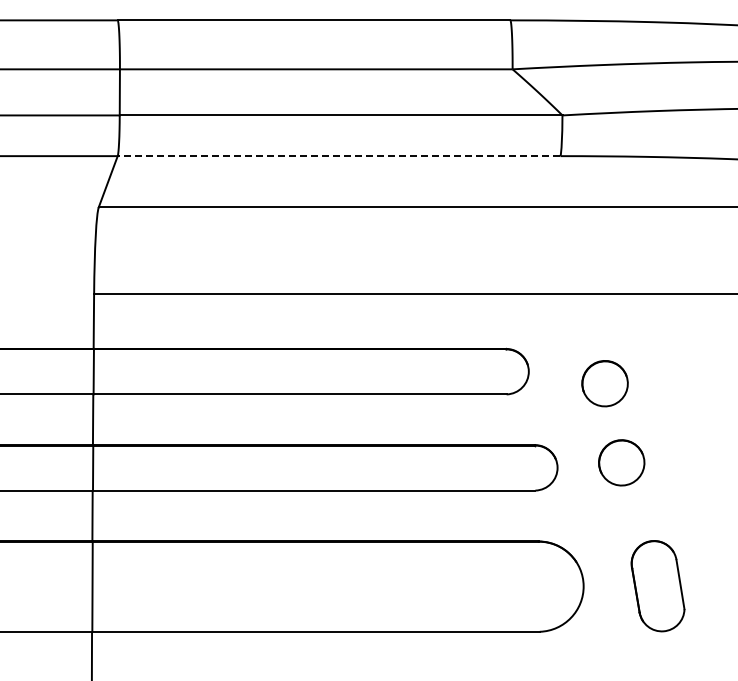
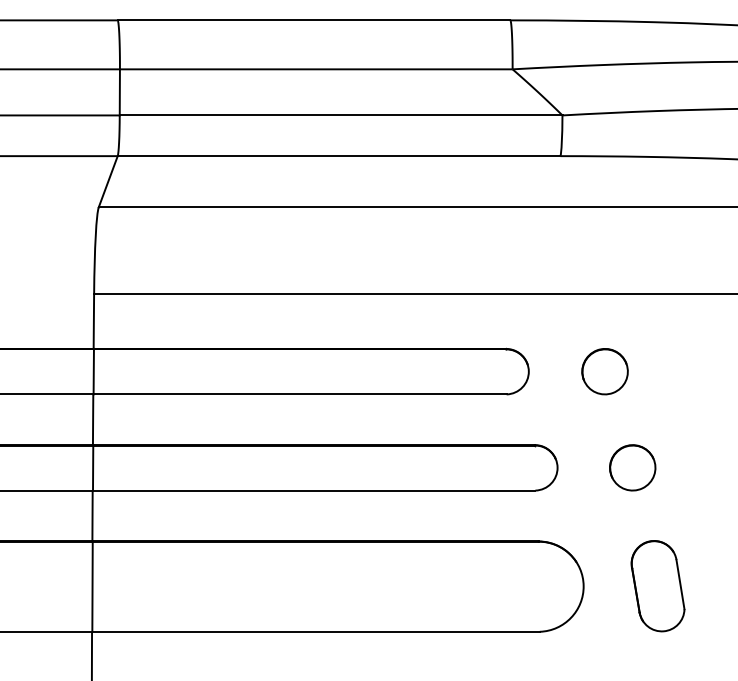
line: dashed -> solid (338, 156)
part position: (604, 383) -> (604, 371) (604, 371)
part position: (621, 462) -> (632, 467) (632, 467)
